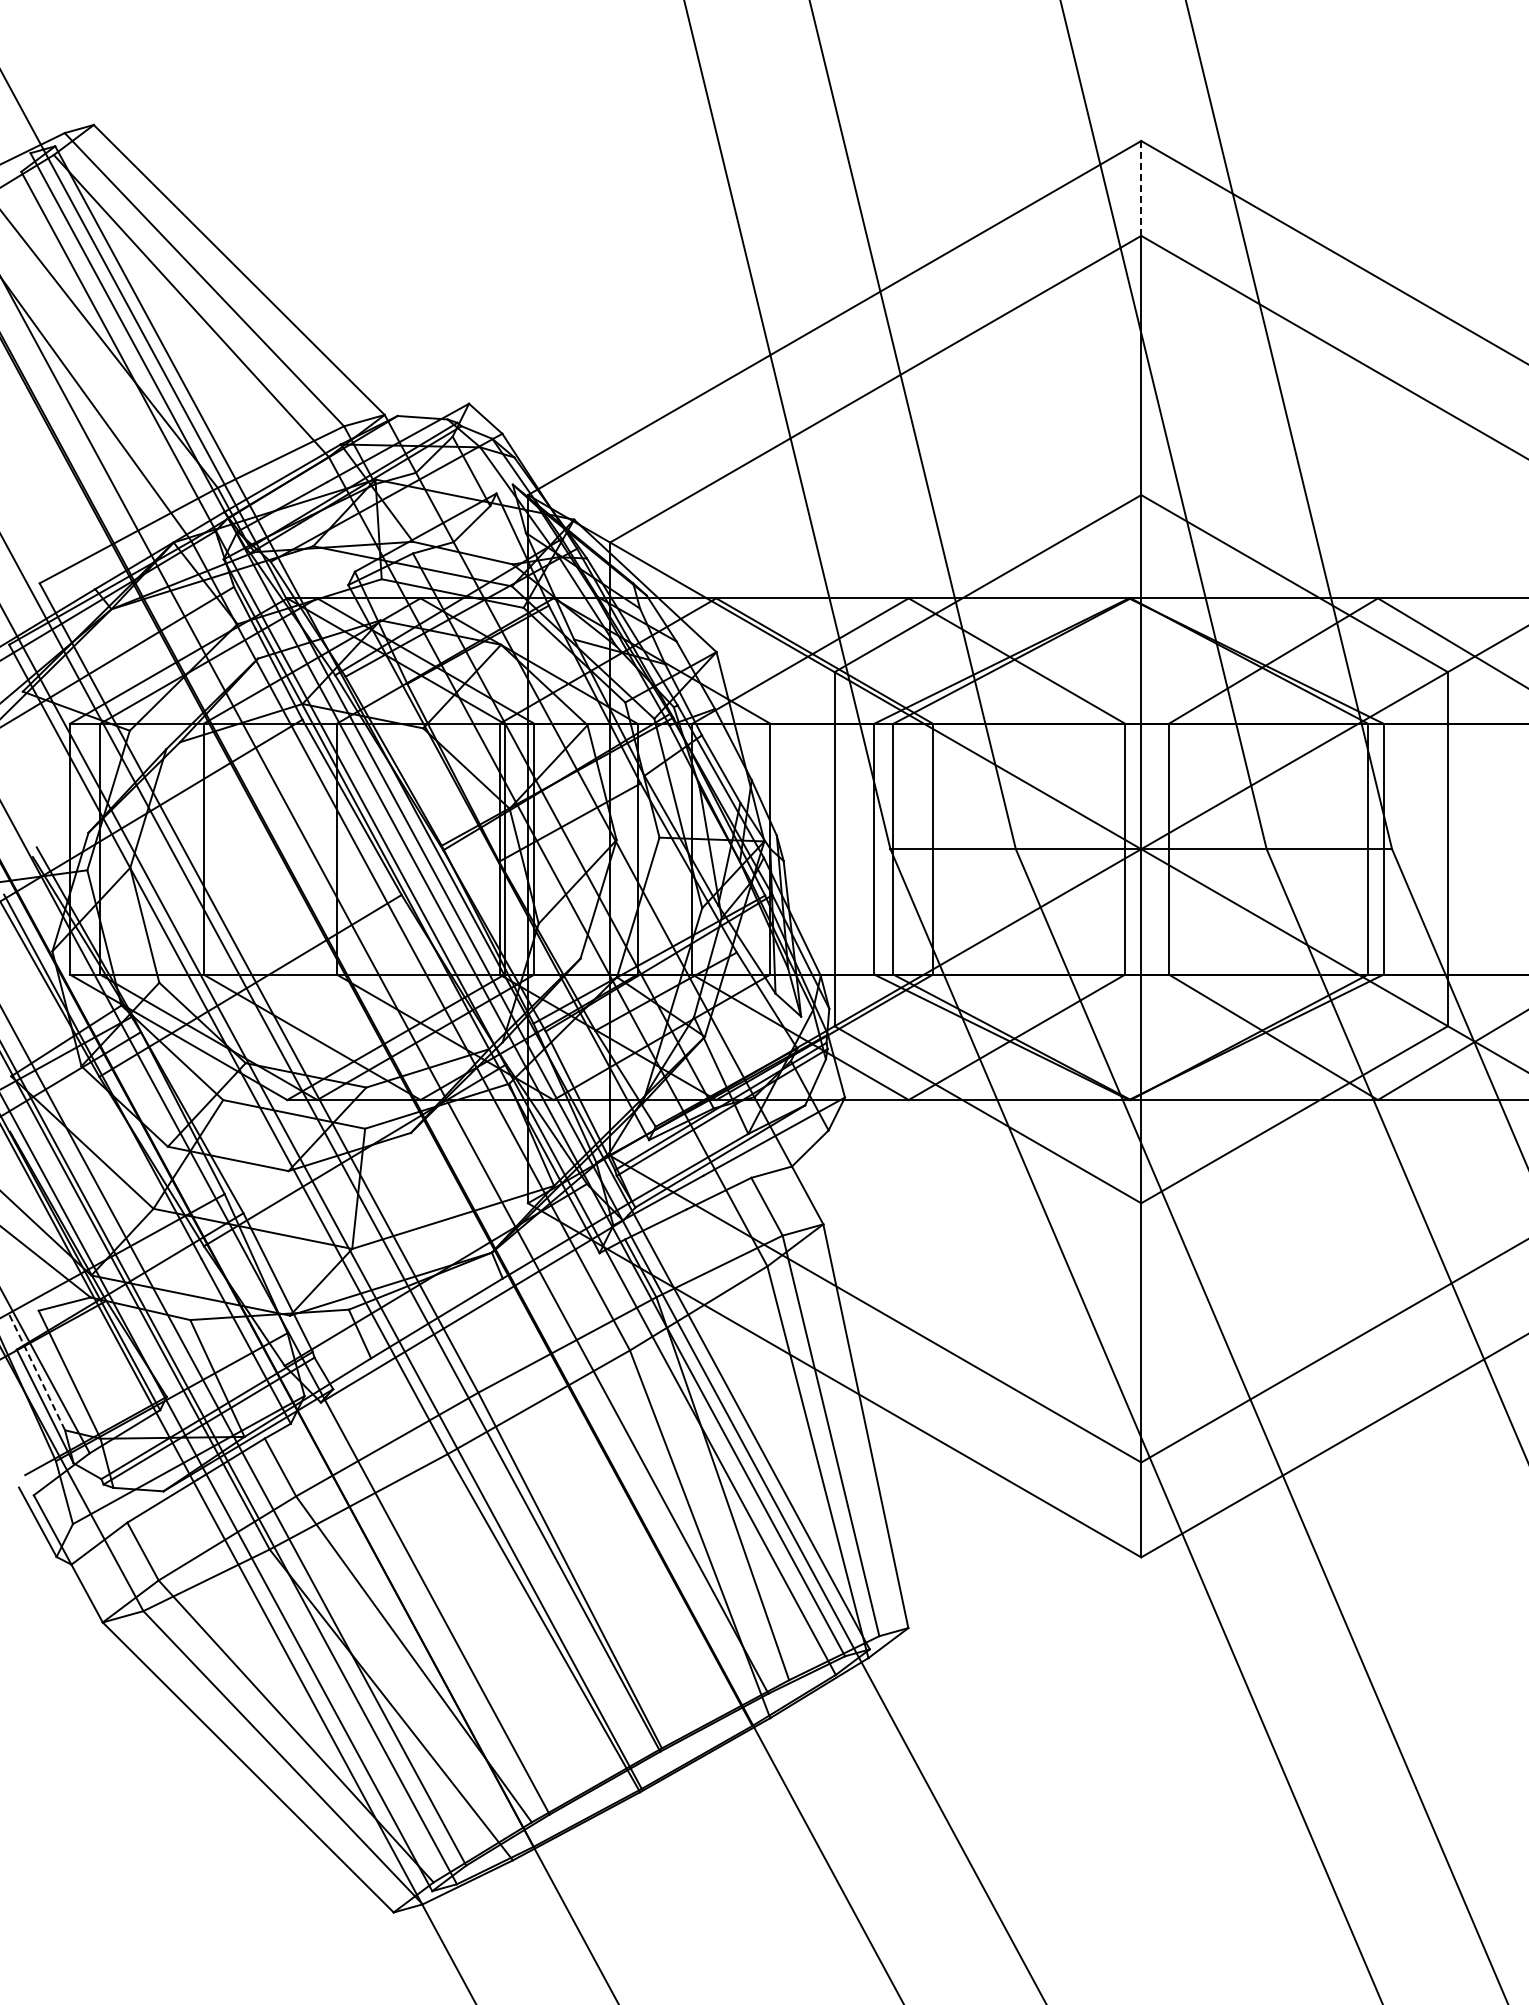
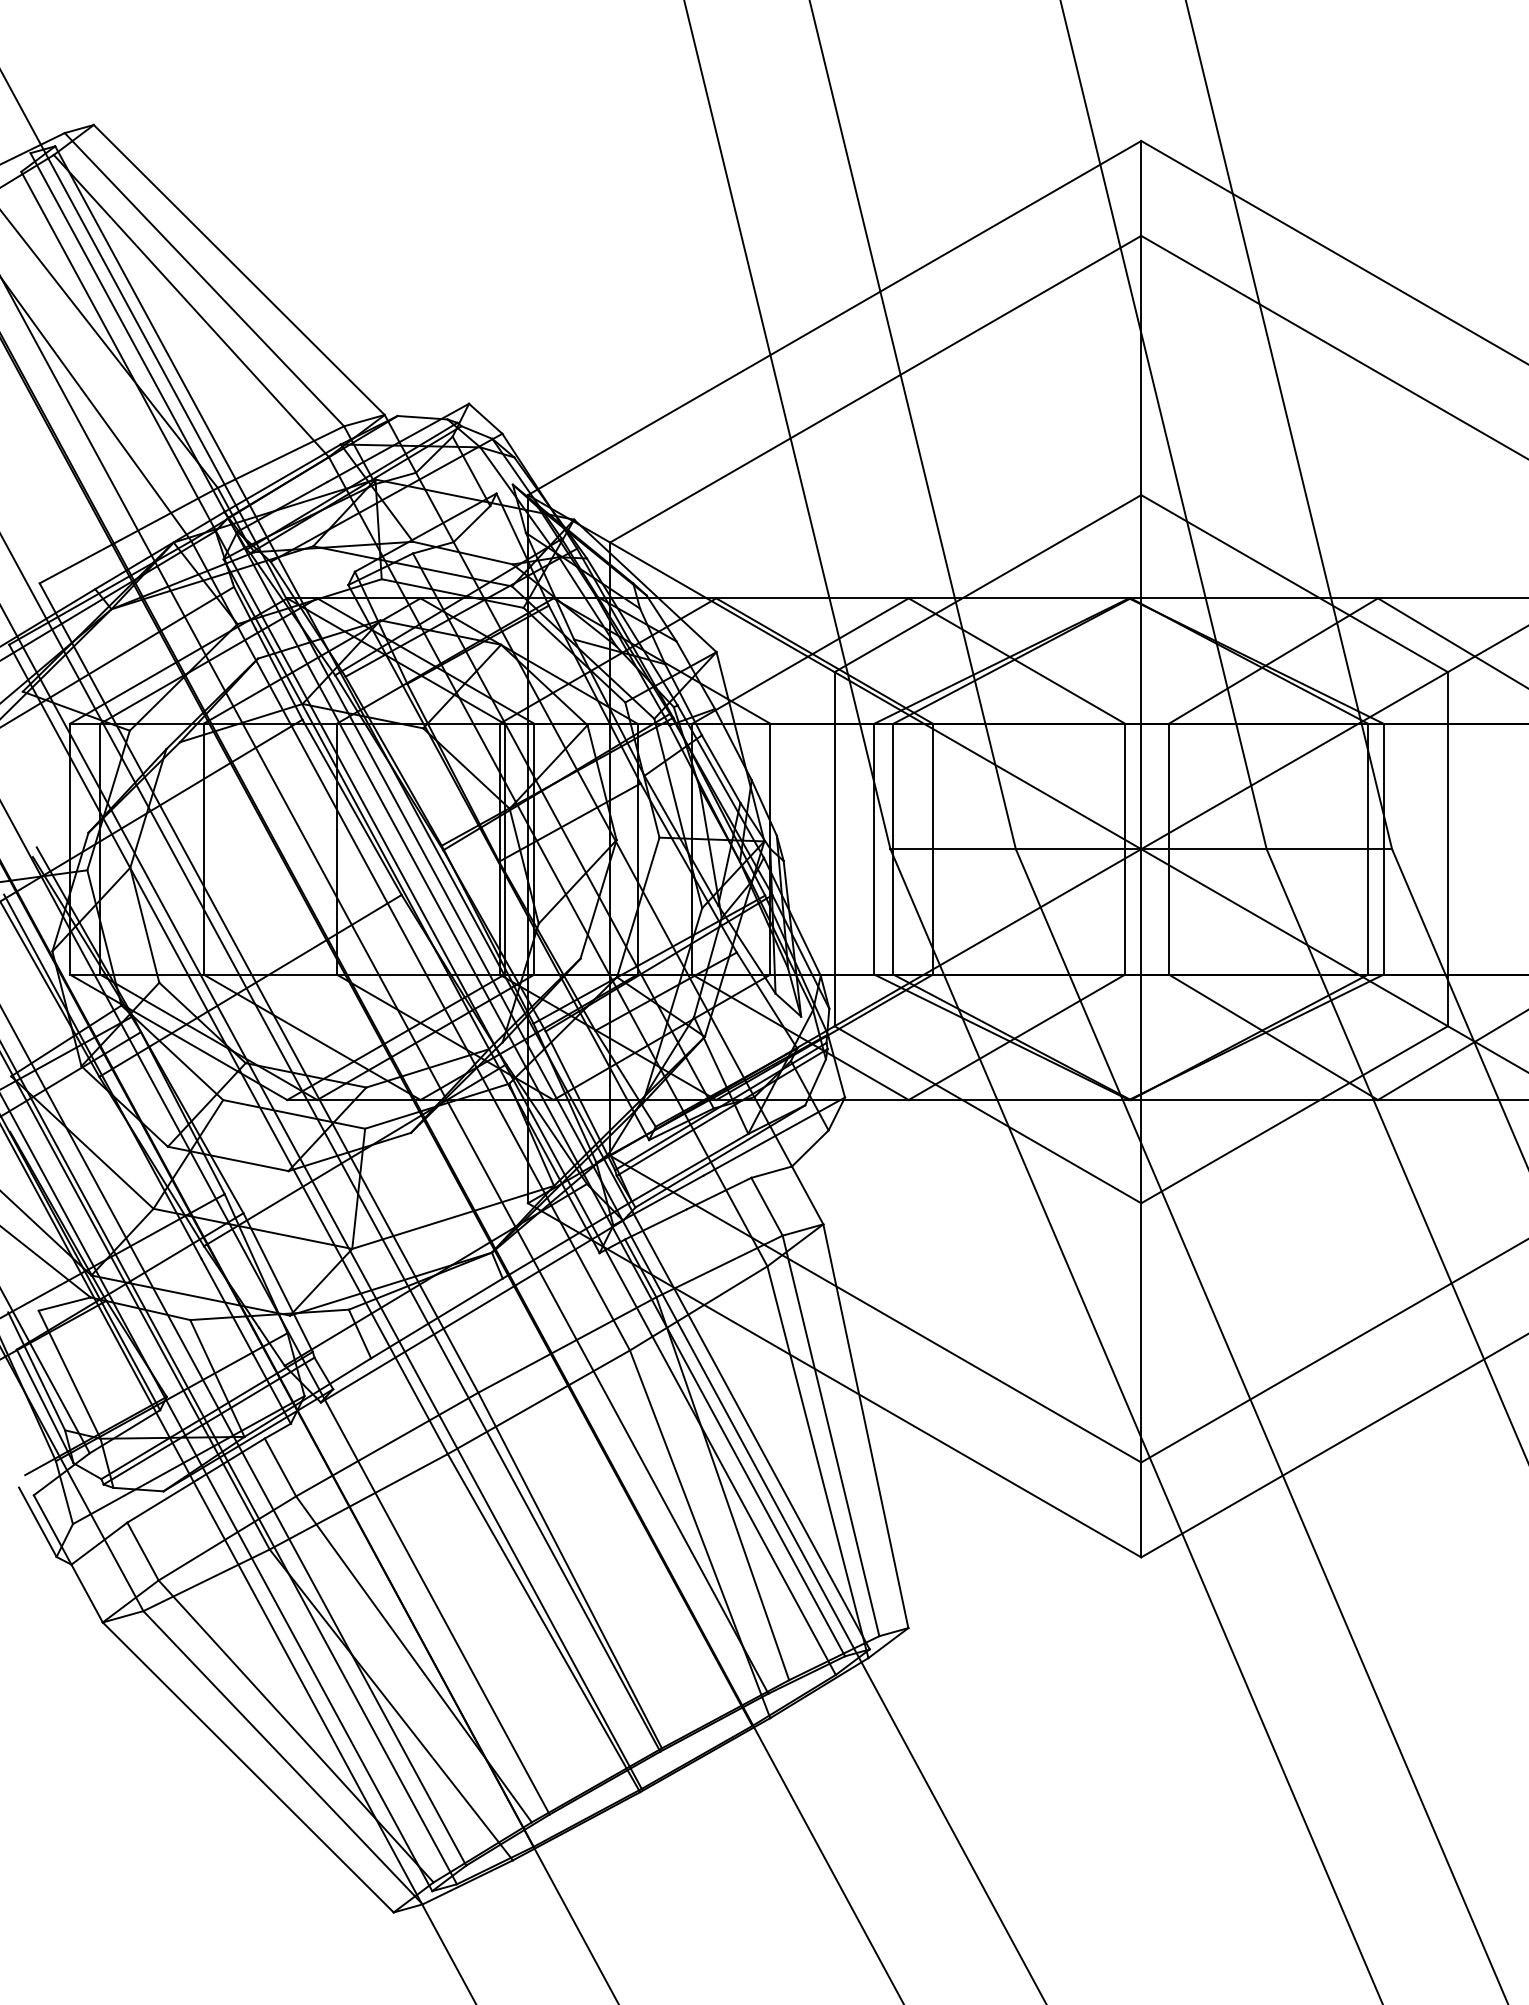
line: dashed -> solid (1141, 187)
line: dashed -> solid (36, 1370)
